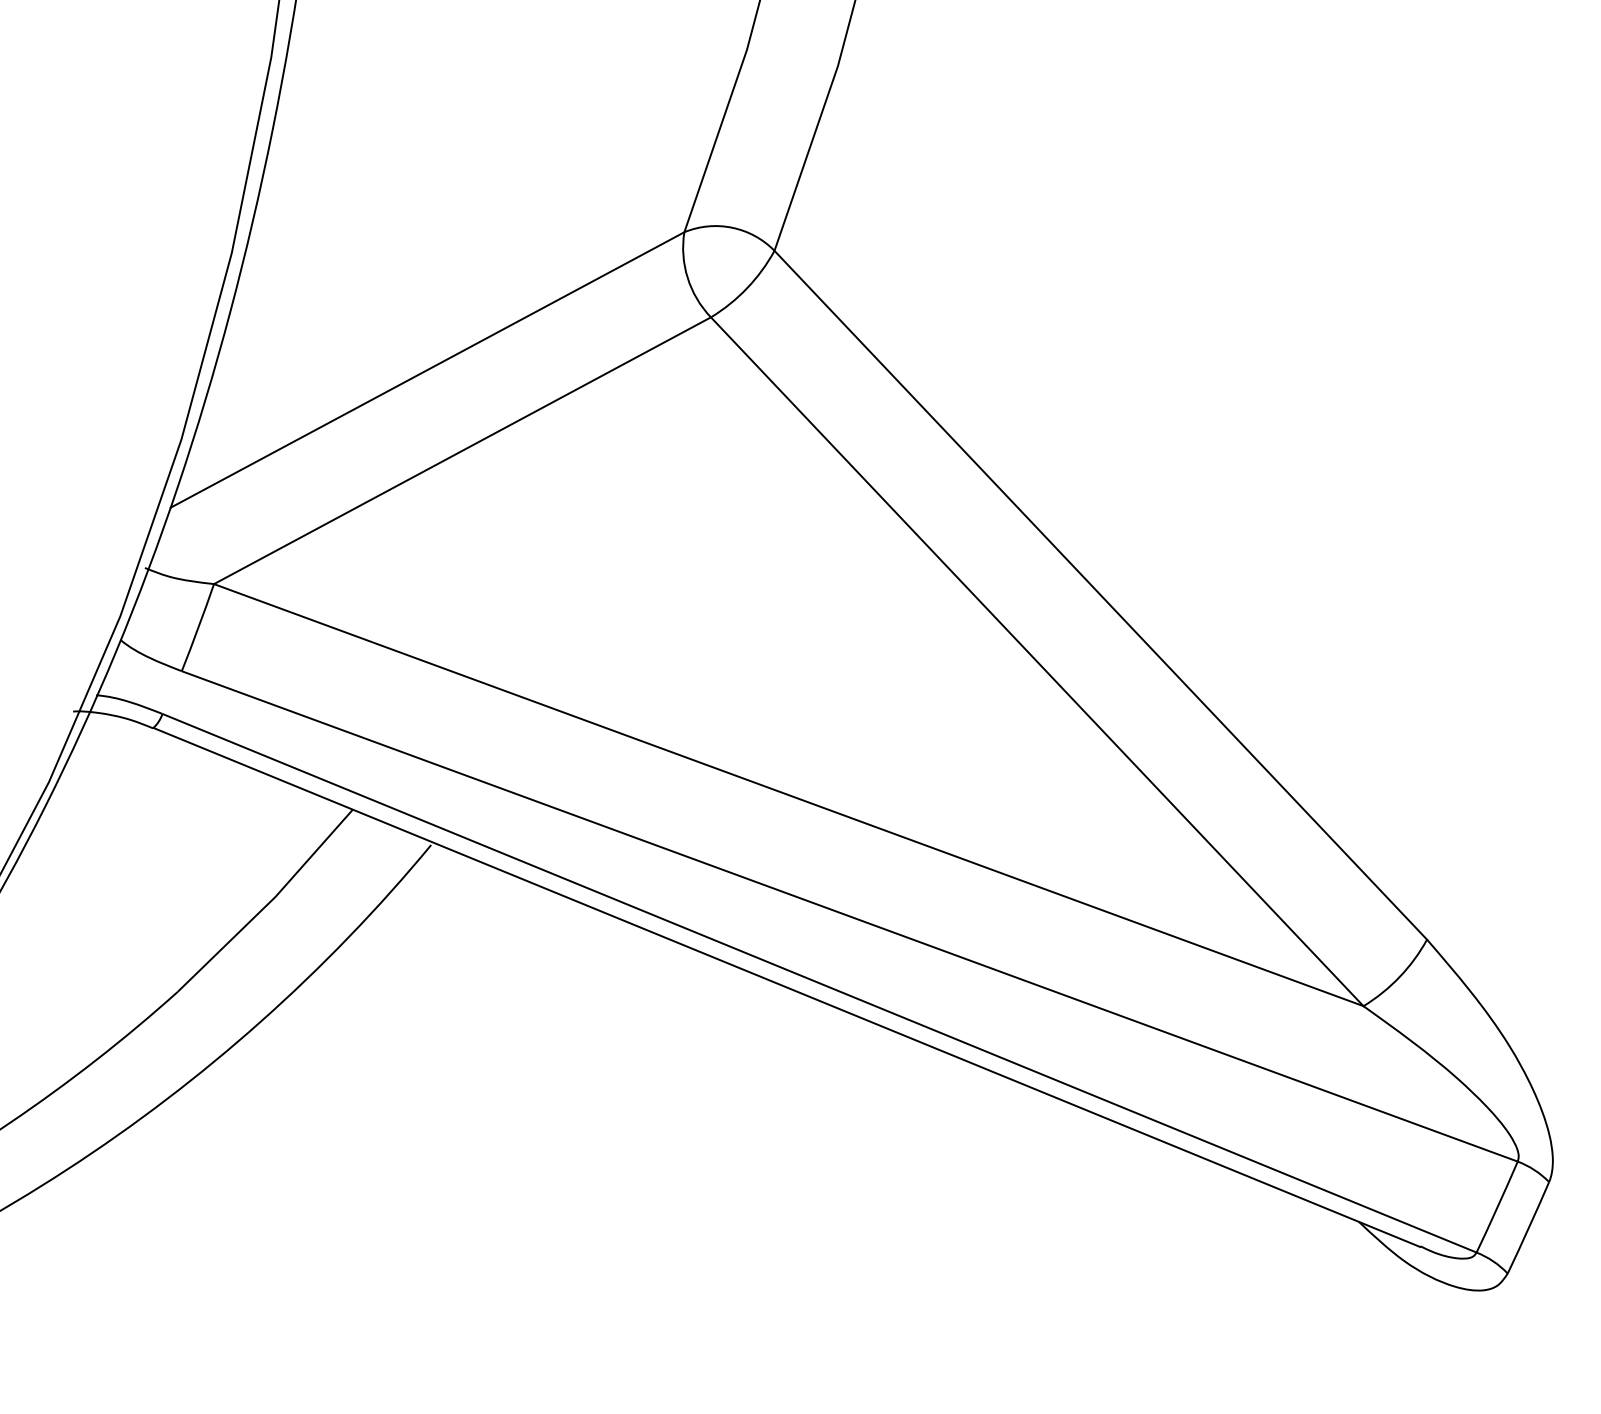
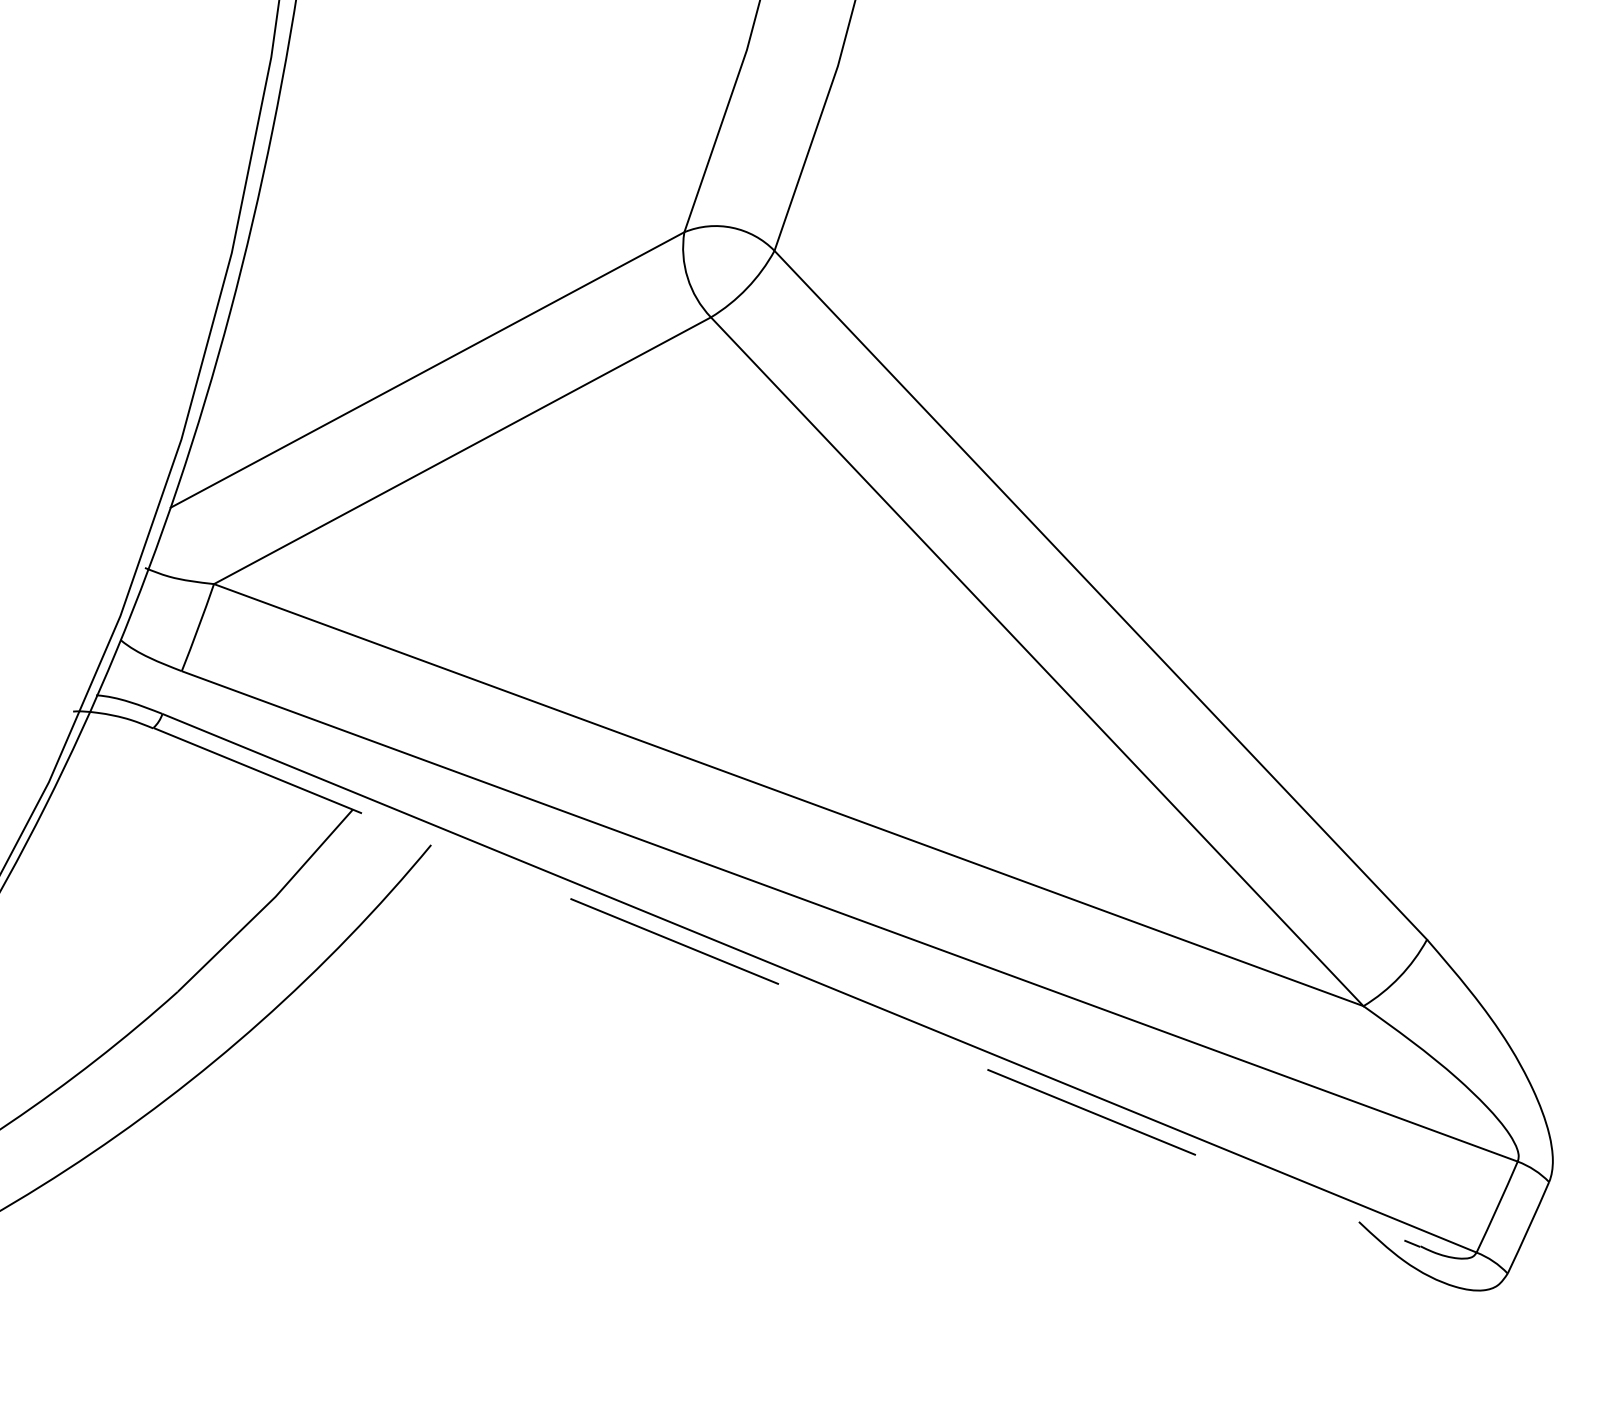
line: solid -> dashed (787, 987)
